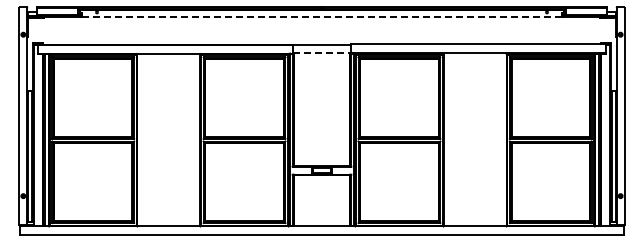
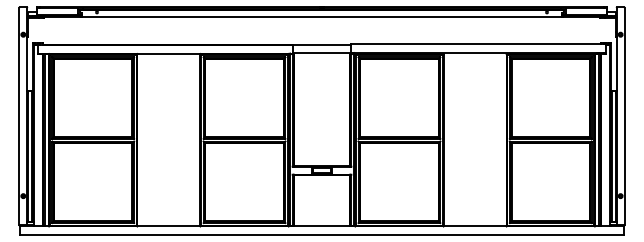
line: dashed -> solid (321, 16)
line: dashed -> solid (322, 53)
